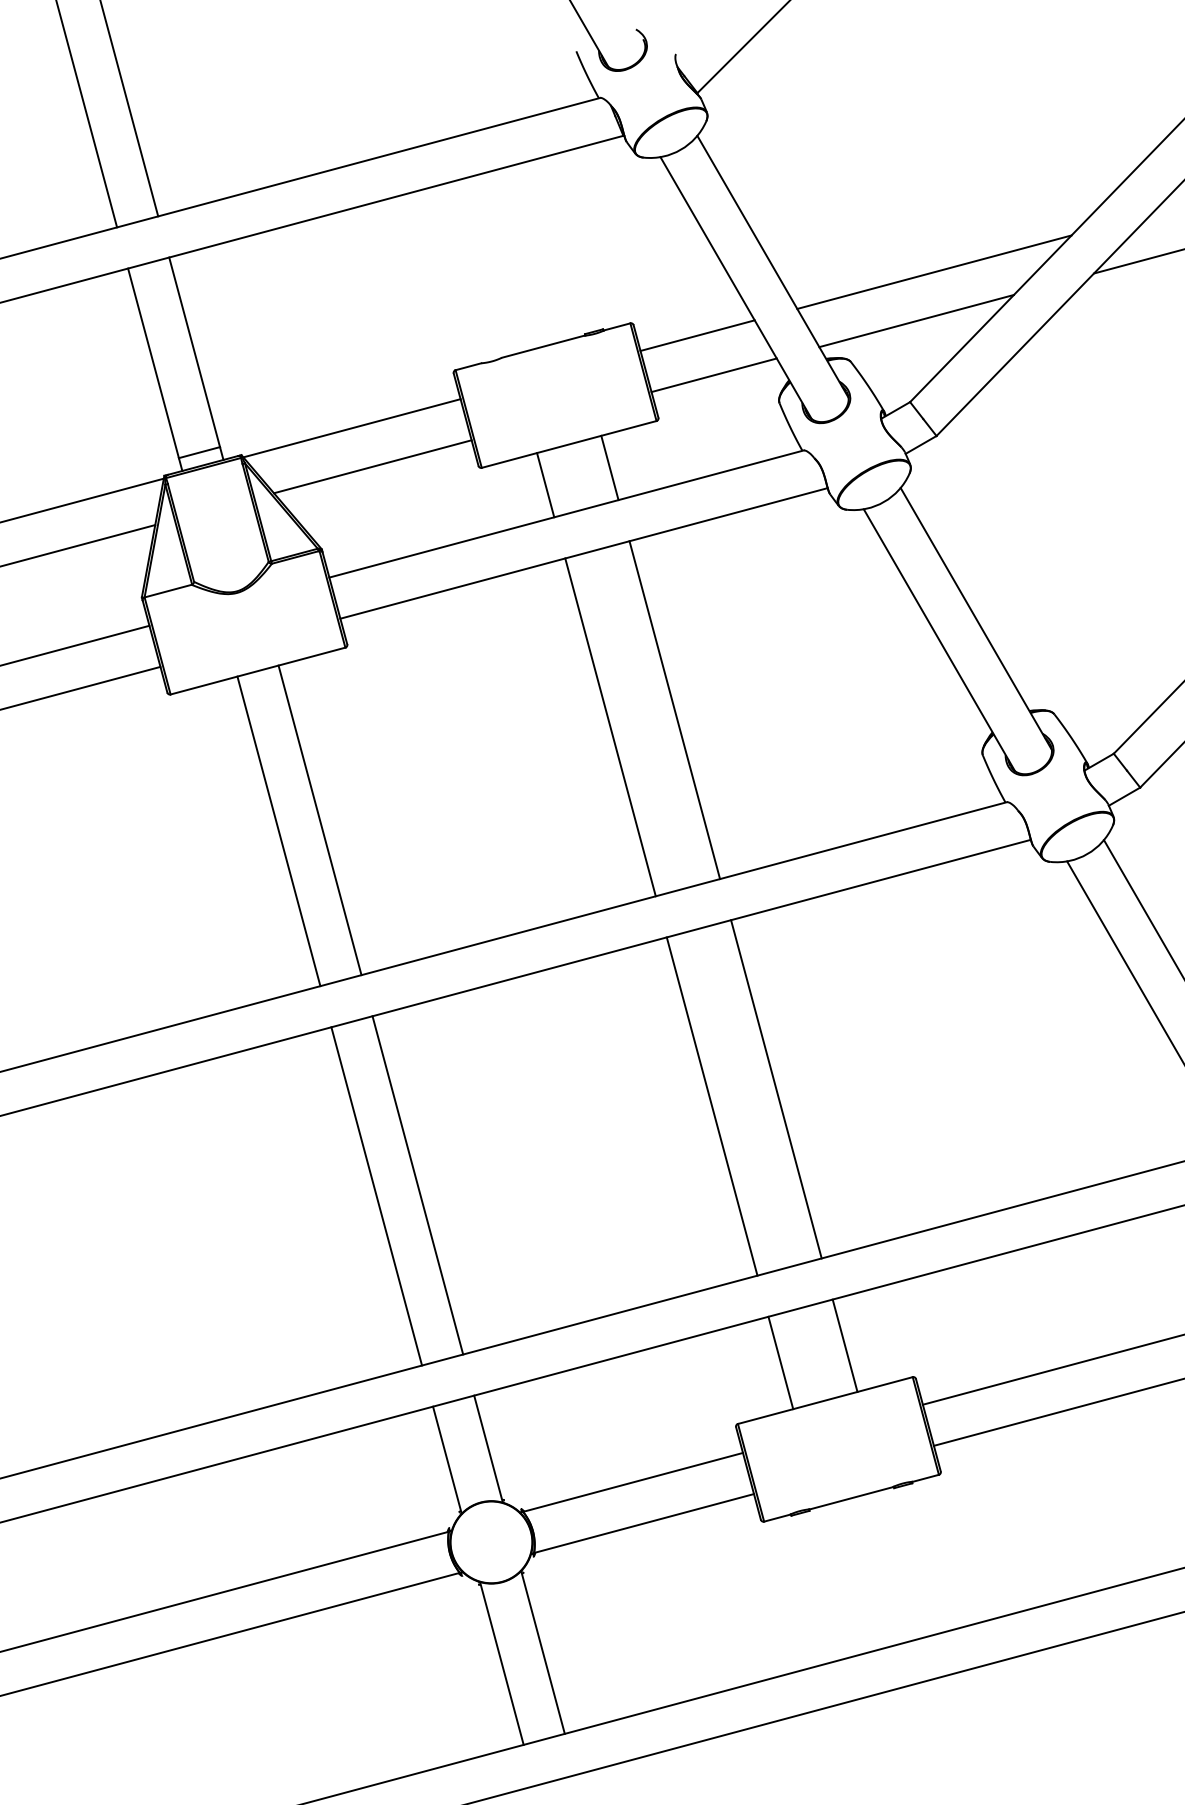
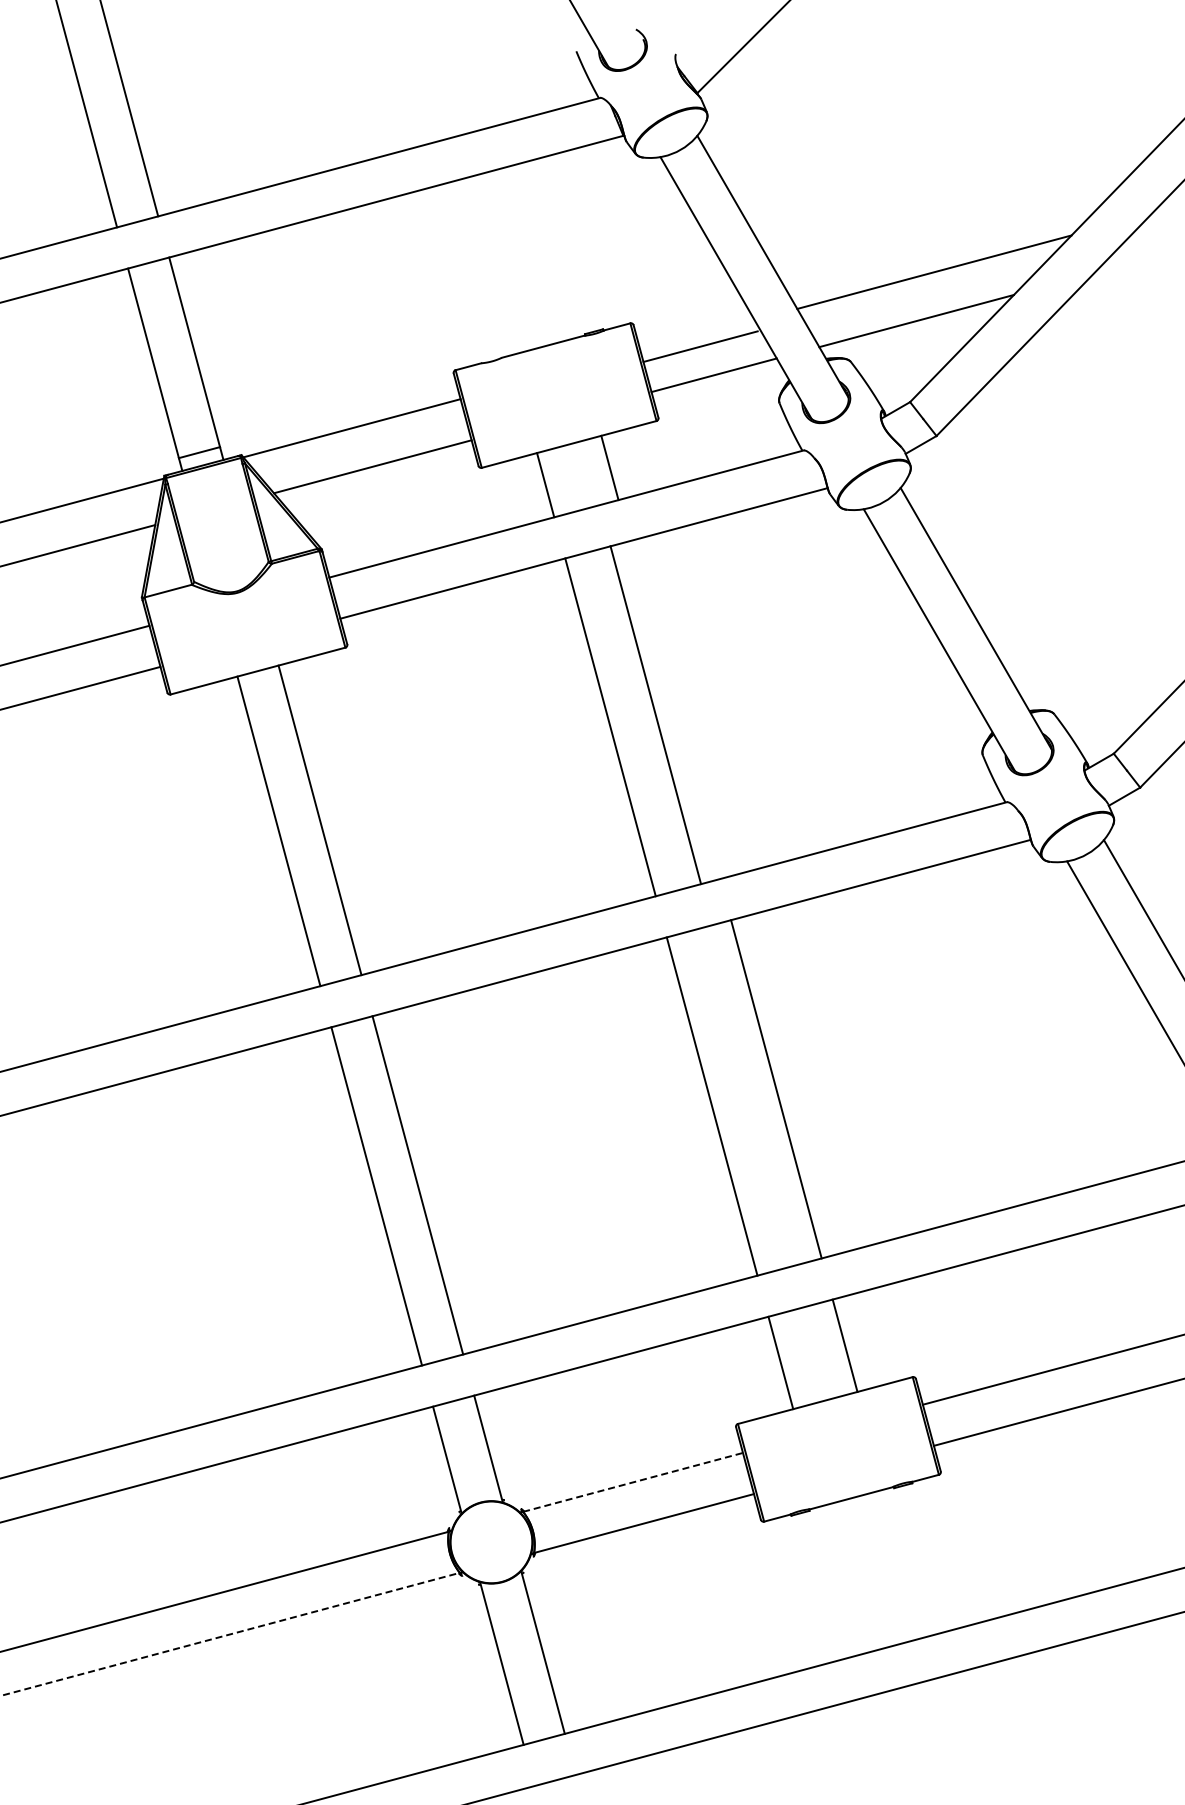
line: present -> none (1137, 261)
line position: (697, 335) -> (700, 346) (700, 346)
line position: (674, 710) -> (655, 715) (655, 715)
line: solid -> dashed (633, 1482)
line: solid -> dashed (229, 1634)
